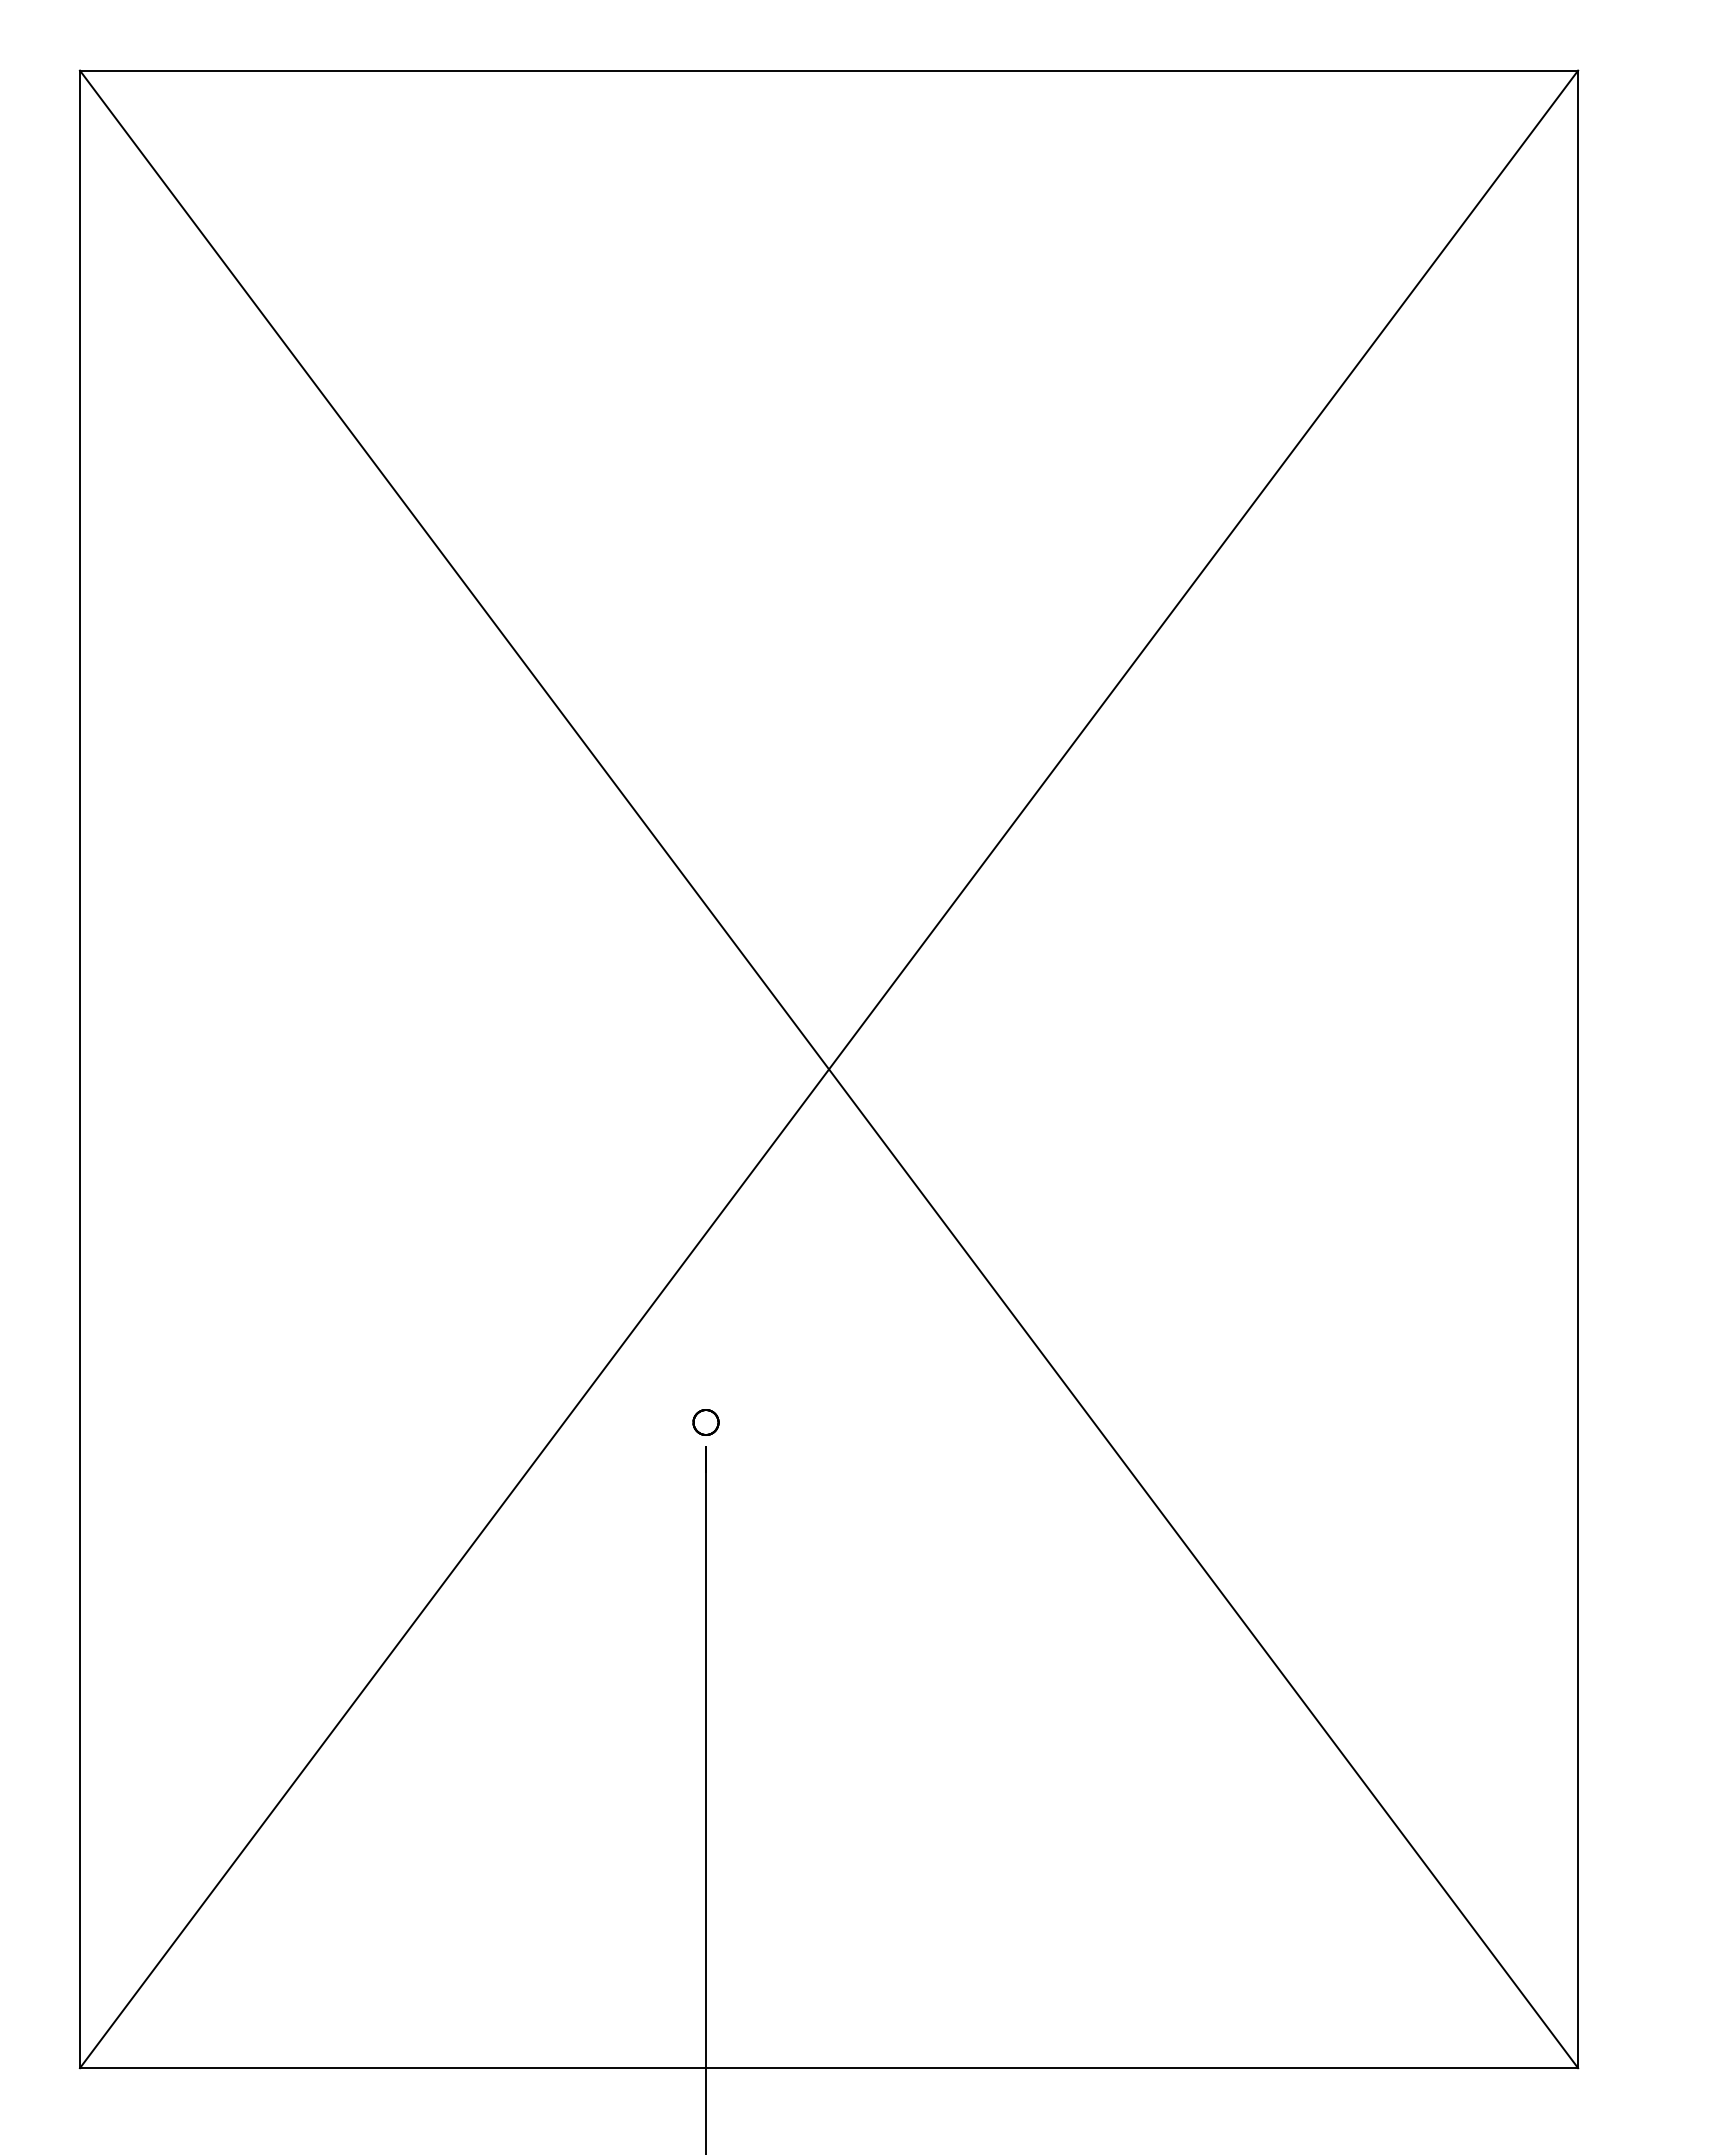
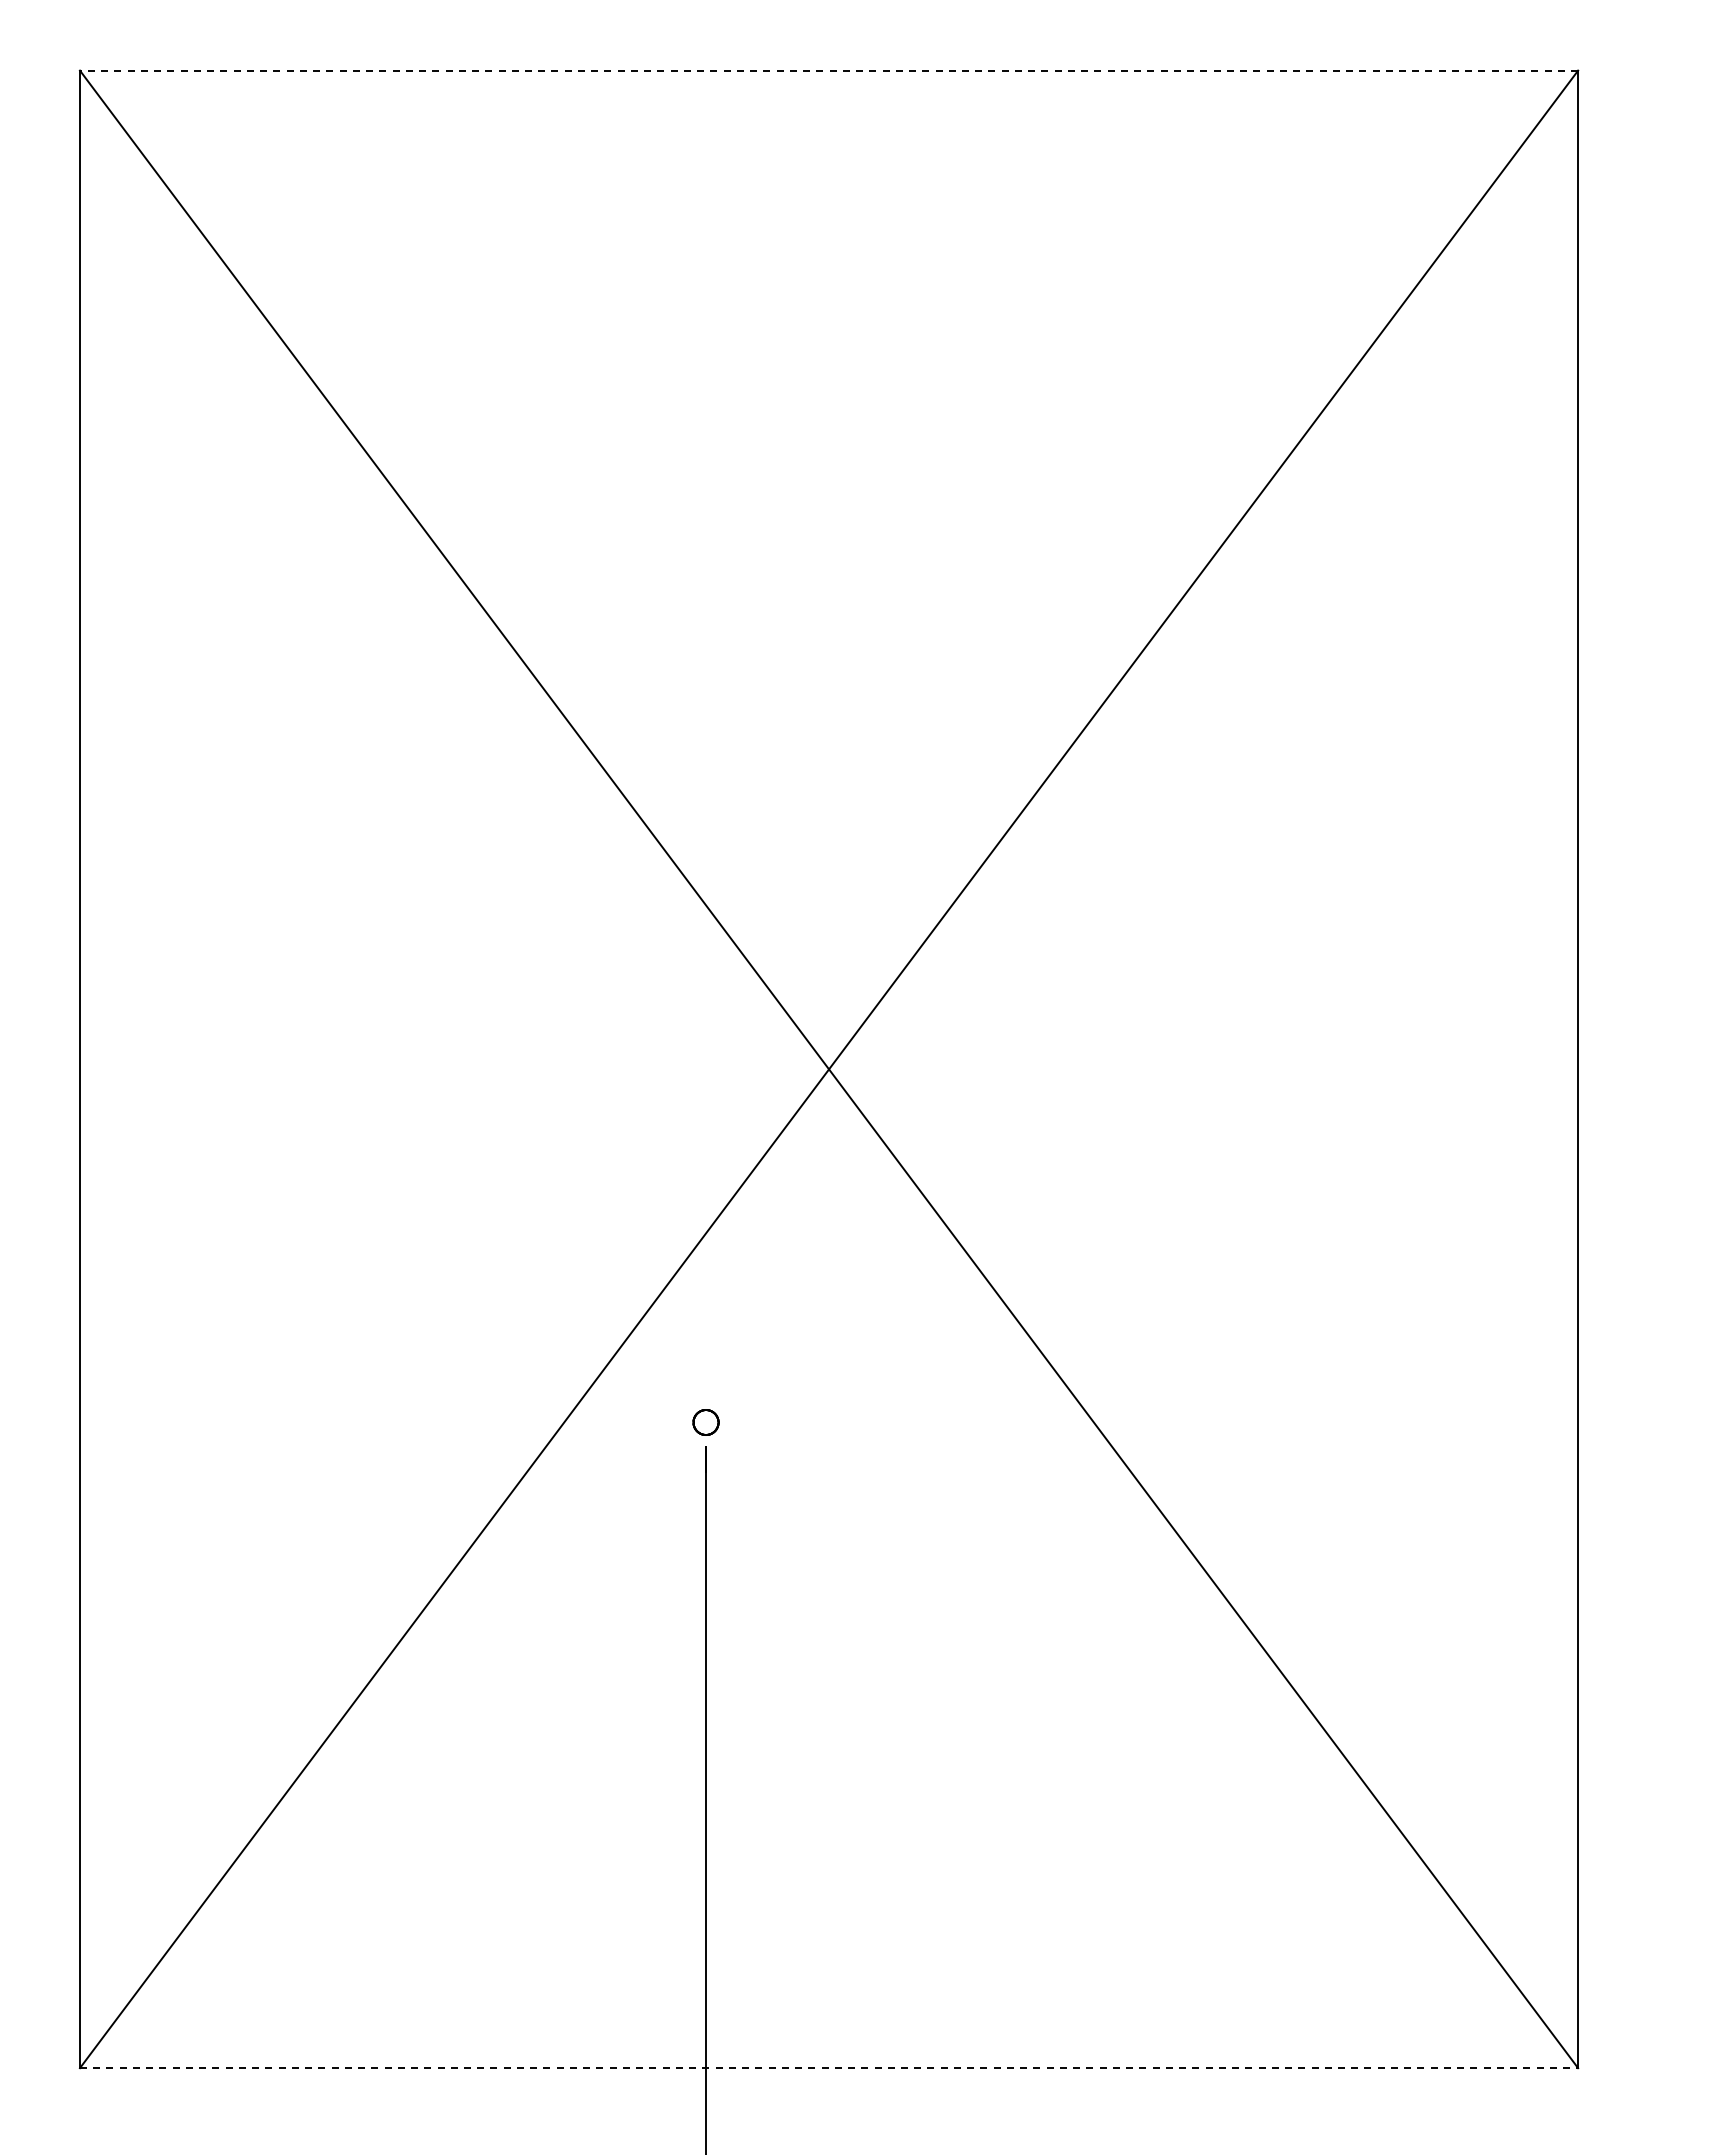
line: solid -> dashed (828, 70)
line: solid -> dashed (829, 2068)
